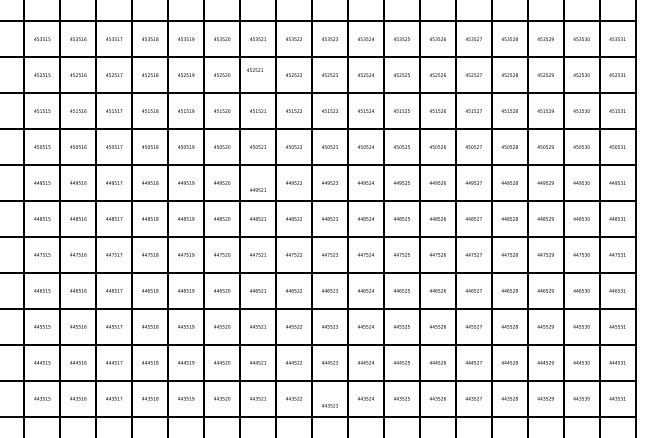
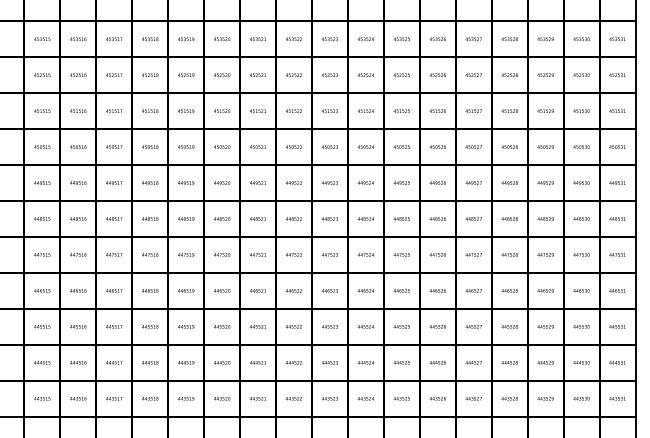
text position: (254, 69) -> (257, 74) (257, 74)
text position: (257, 189) -> (257, 182) (257, 182)
text position: (329, 405) -> (329, 398) (329, 398)
